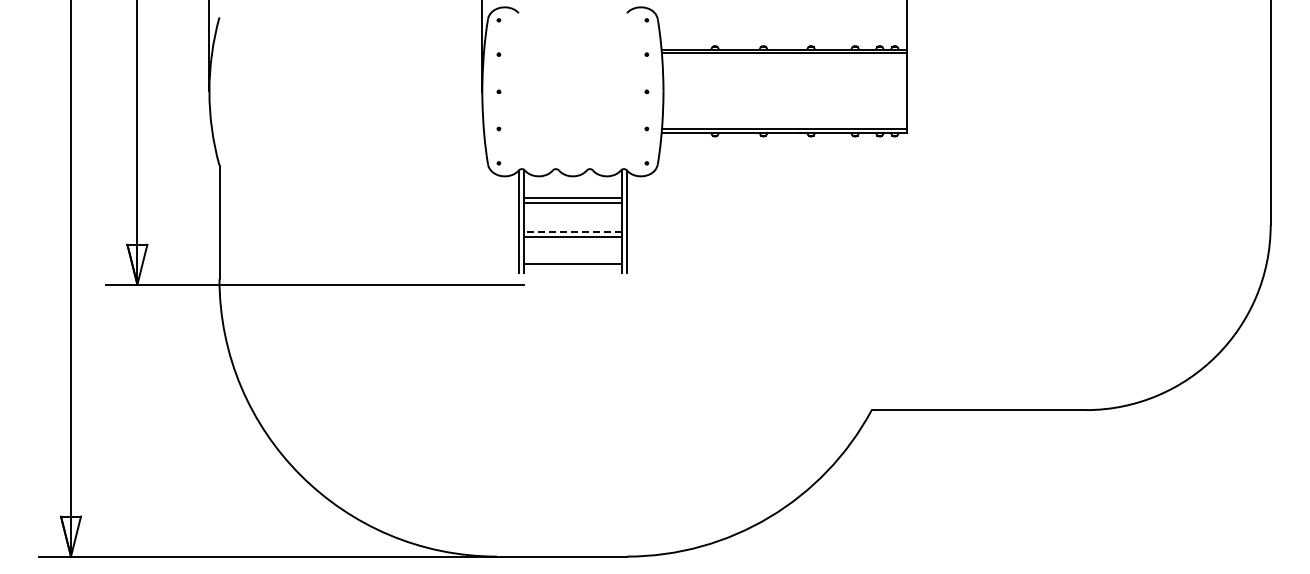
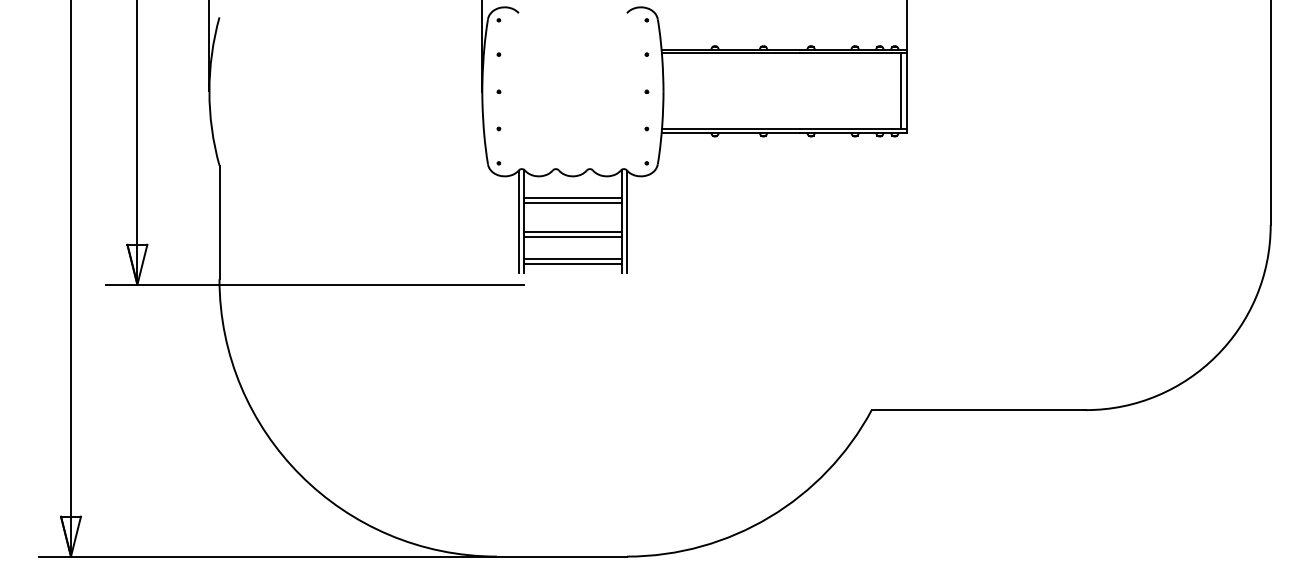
line: none -> present (900, 91)
line: dashed -> solid (572, 231)
line: none -> present (572, 259)
